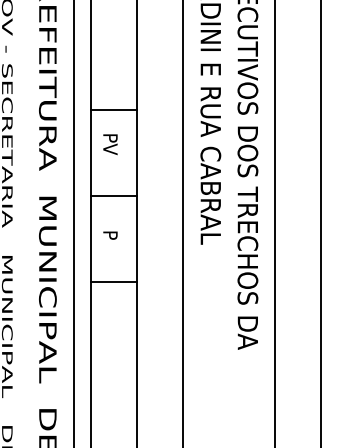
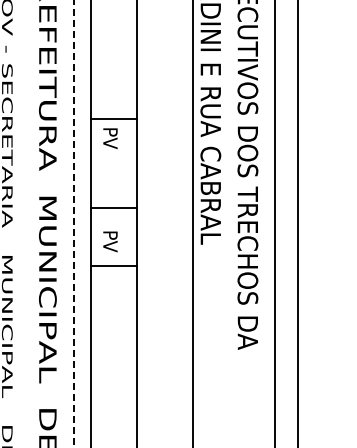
line position: (113, 109) -> (113, 118) (113, 118)
text position: (110, 144) -> (110, 138) (110, 138)
line position: (113, 195) -> (113, 207) (113, 207)
line position: (183, 223) -> (193, 223) (193, 223)
line position: (321, 223) -> (298, 223) (298, 223)
line: solid -> dashed (73, 224)
text: P -> PV (110, 246)
line position: (113, 282) -> (113, 266) (113, 266)
